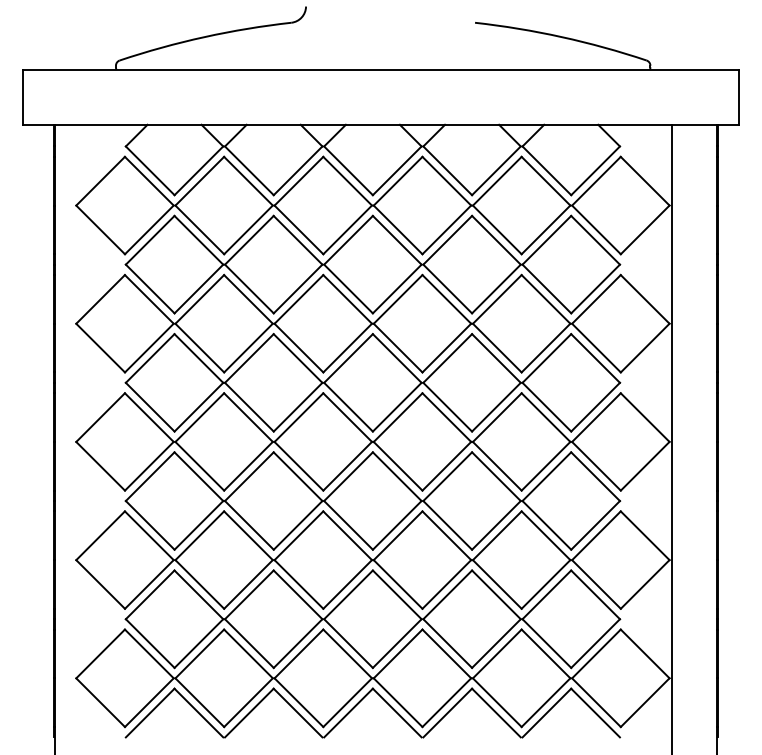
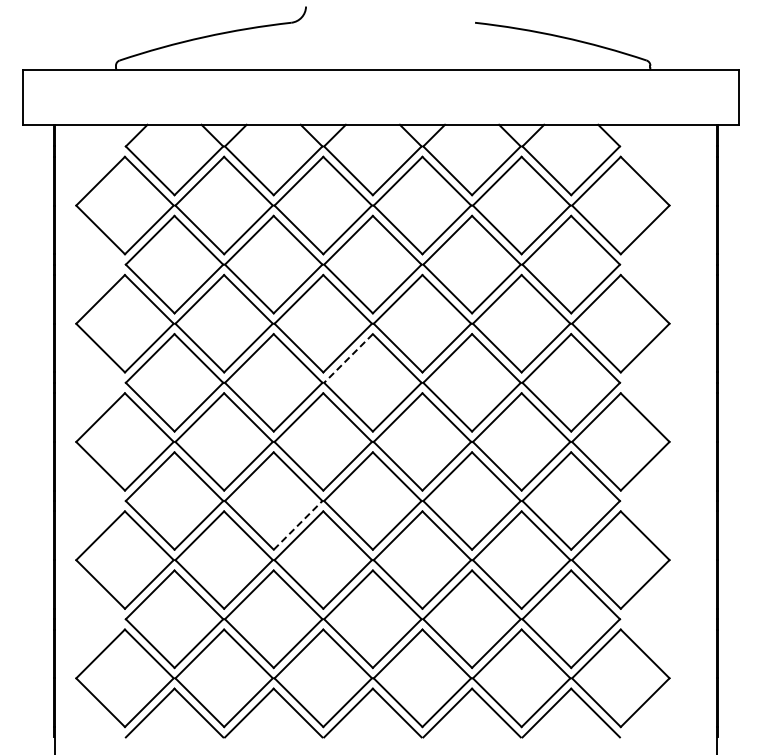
line: solid -> dashed (348, 358)
line: present -> none (672, 437)
line: solid -> dashed (298, 525)
